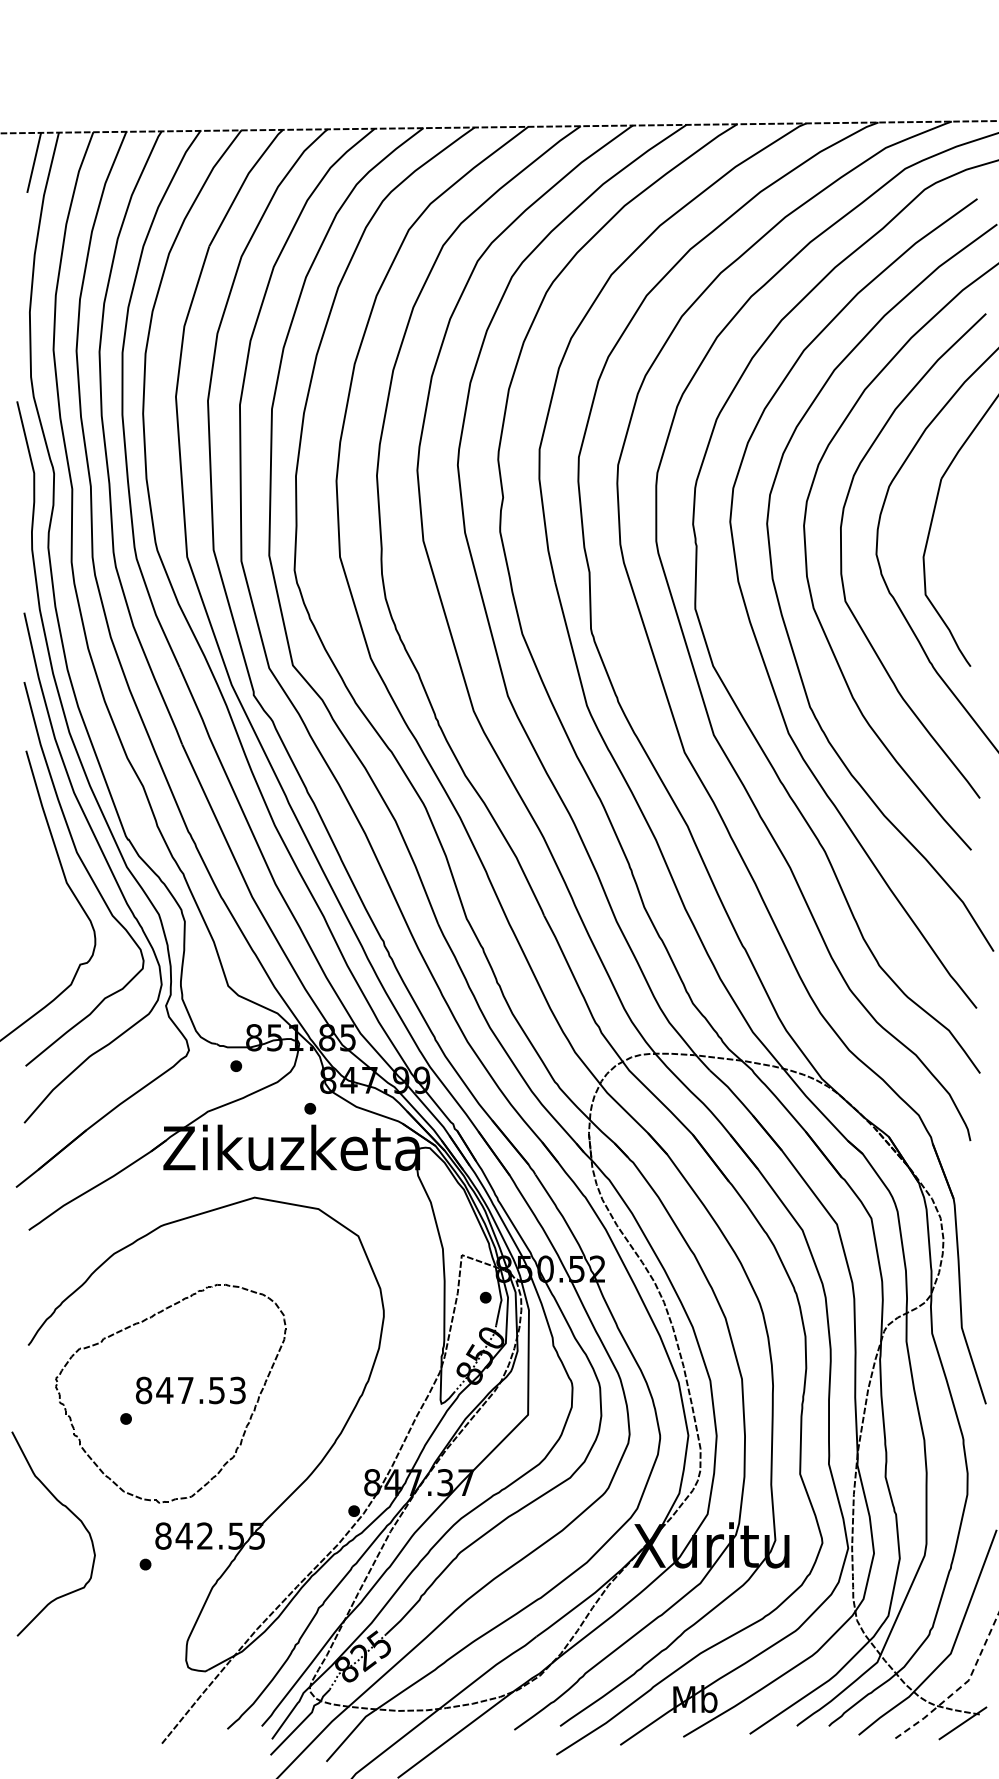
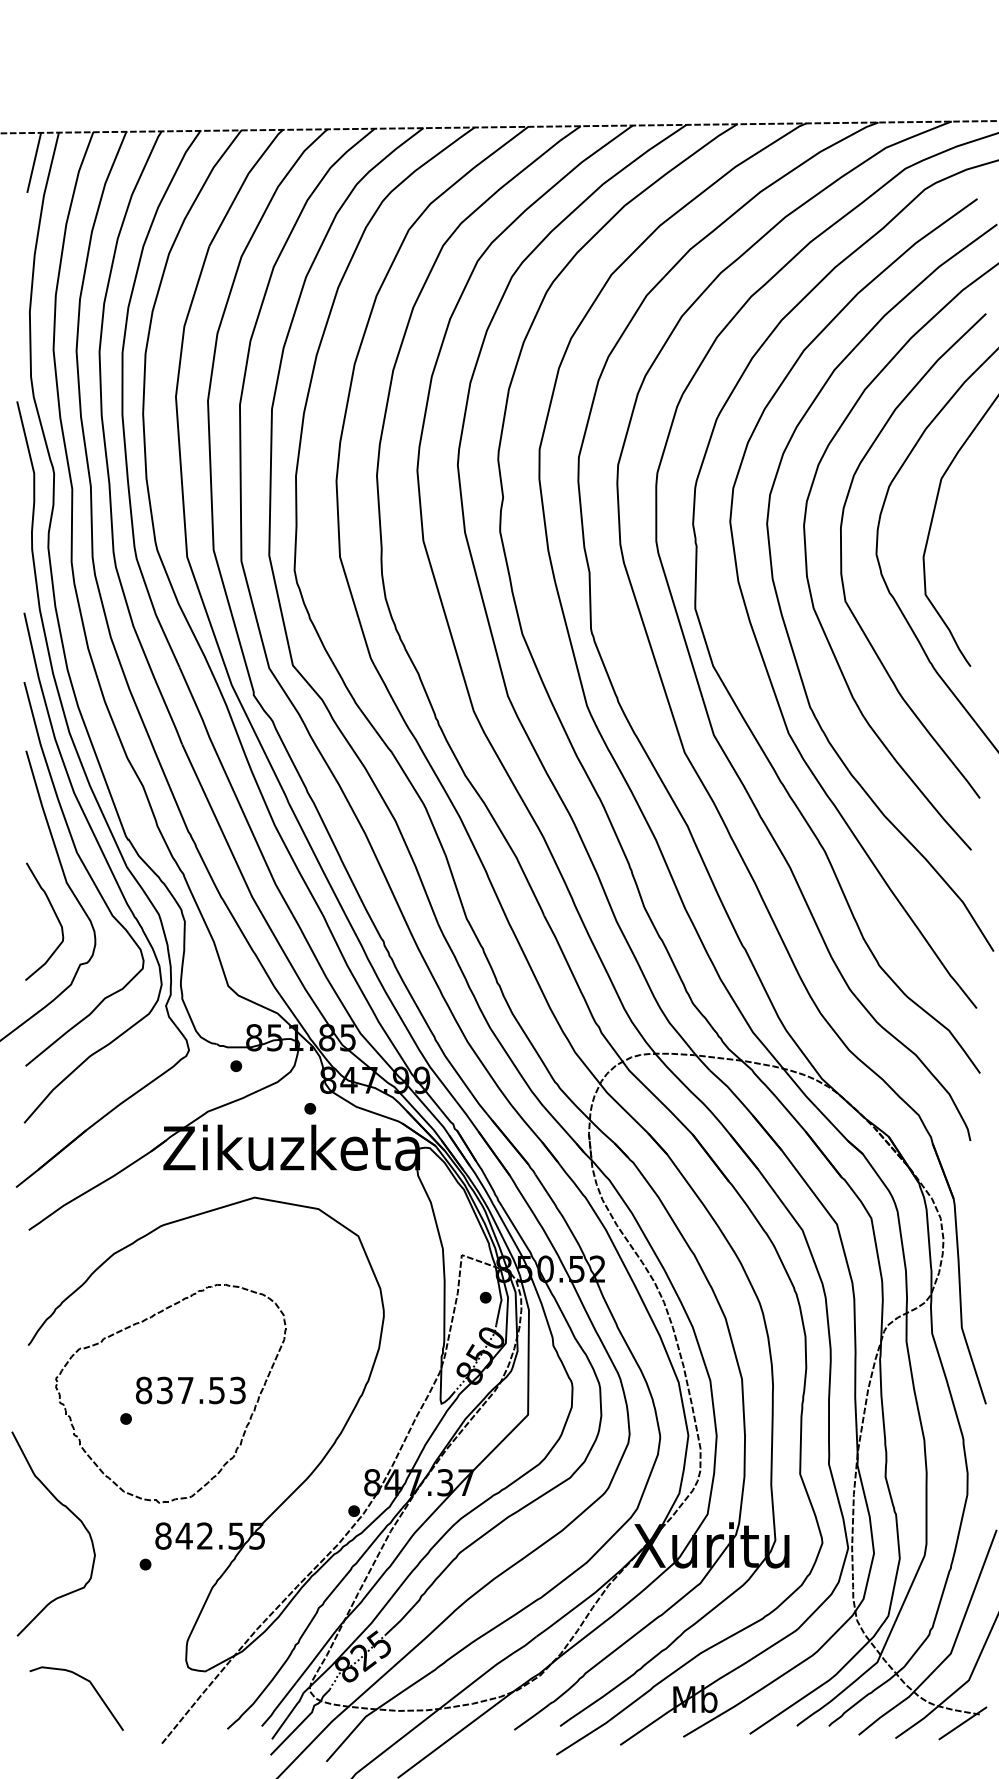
curve: none -> present (55, 916)
text: 847.53 -> 837.53 (164, 1390)
line: dashed -> solid (961, 1686)
curve: none -> present (92, 1687)
